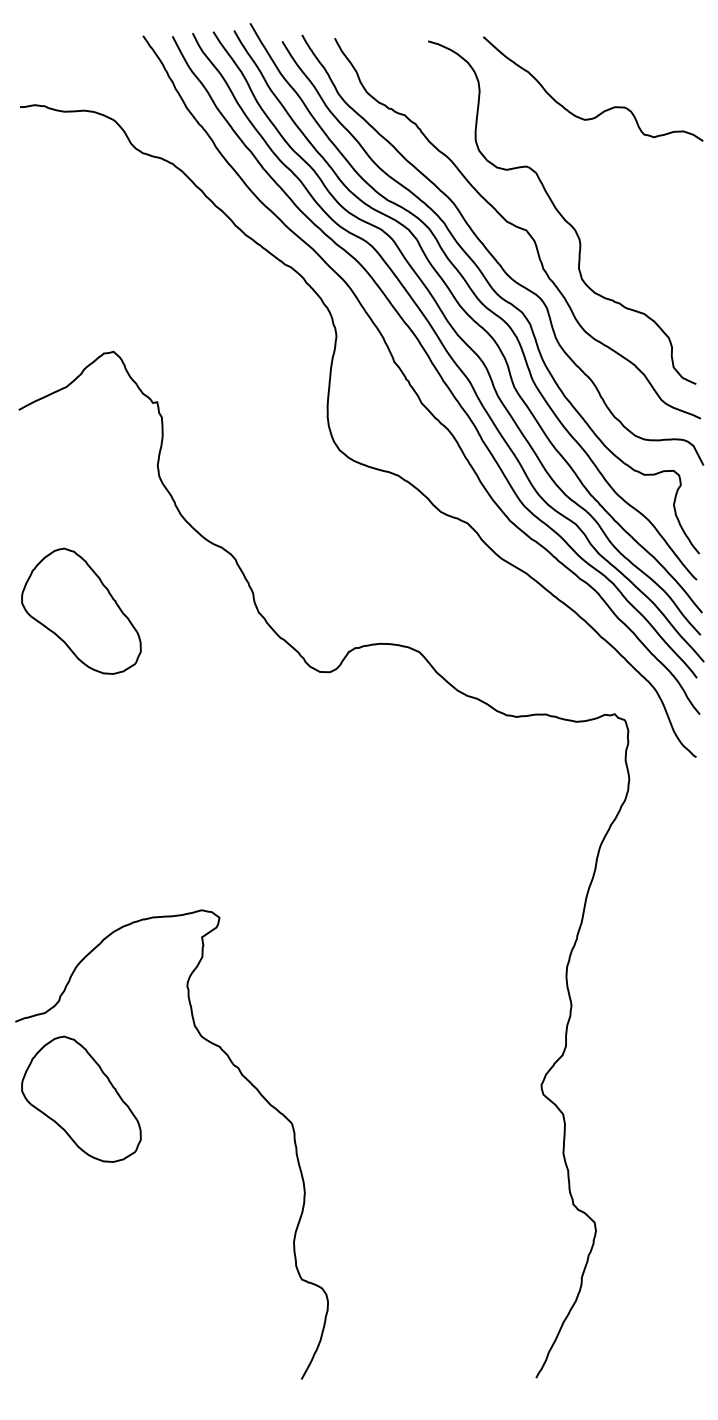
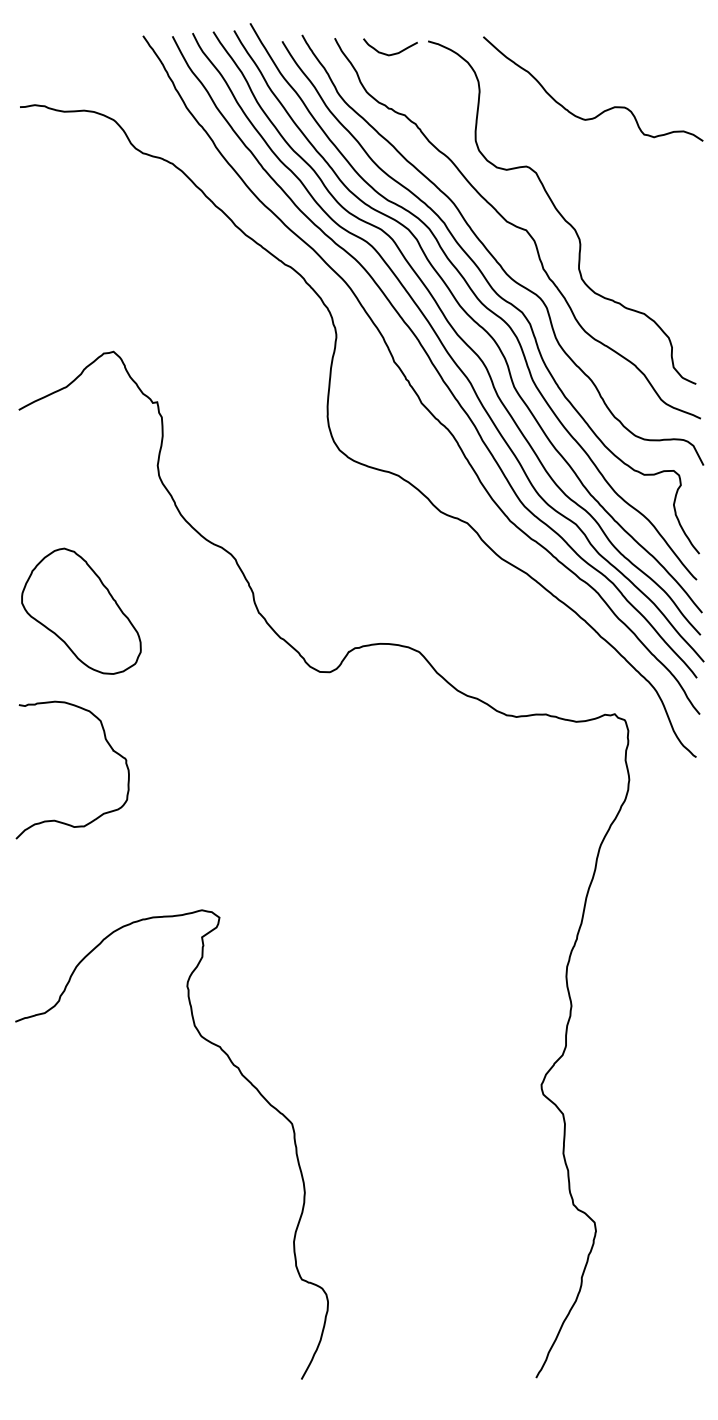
curve: none -> present (392, 53)
curve: none -> present (108, 745)
part: present -> none (81, 1098)
